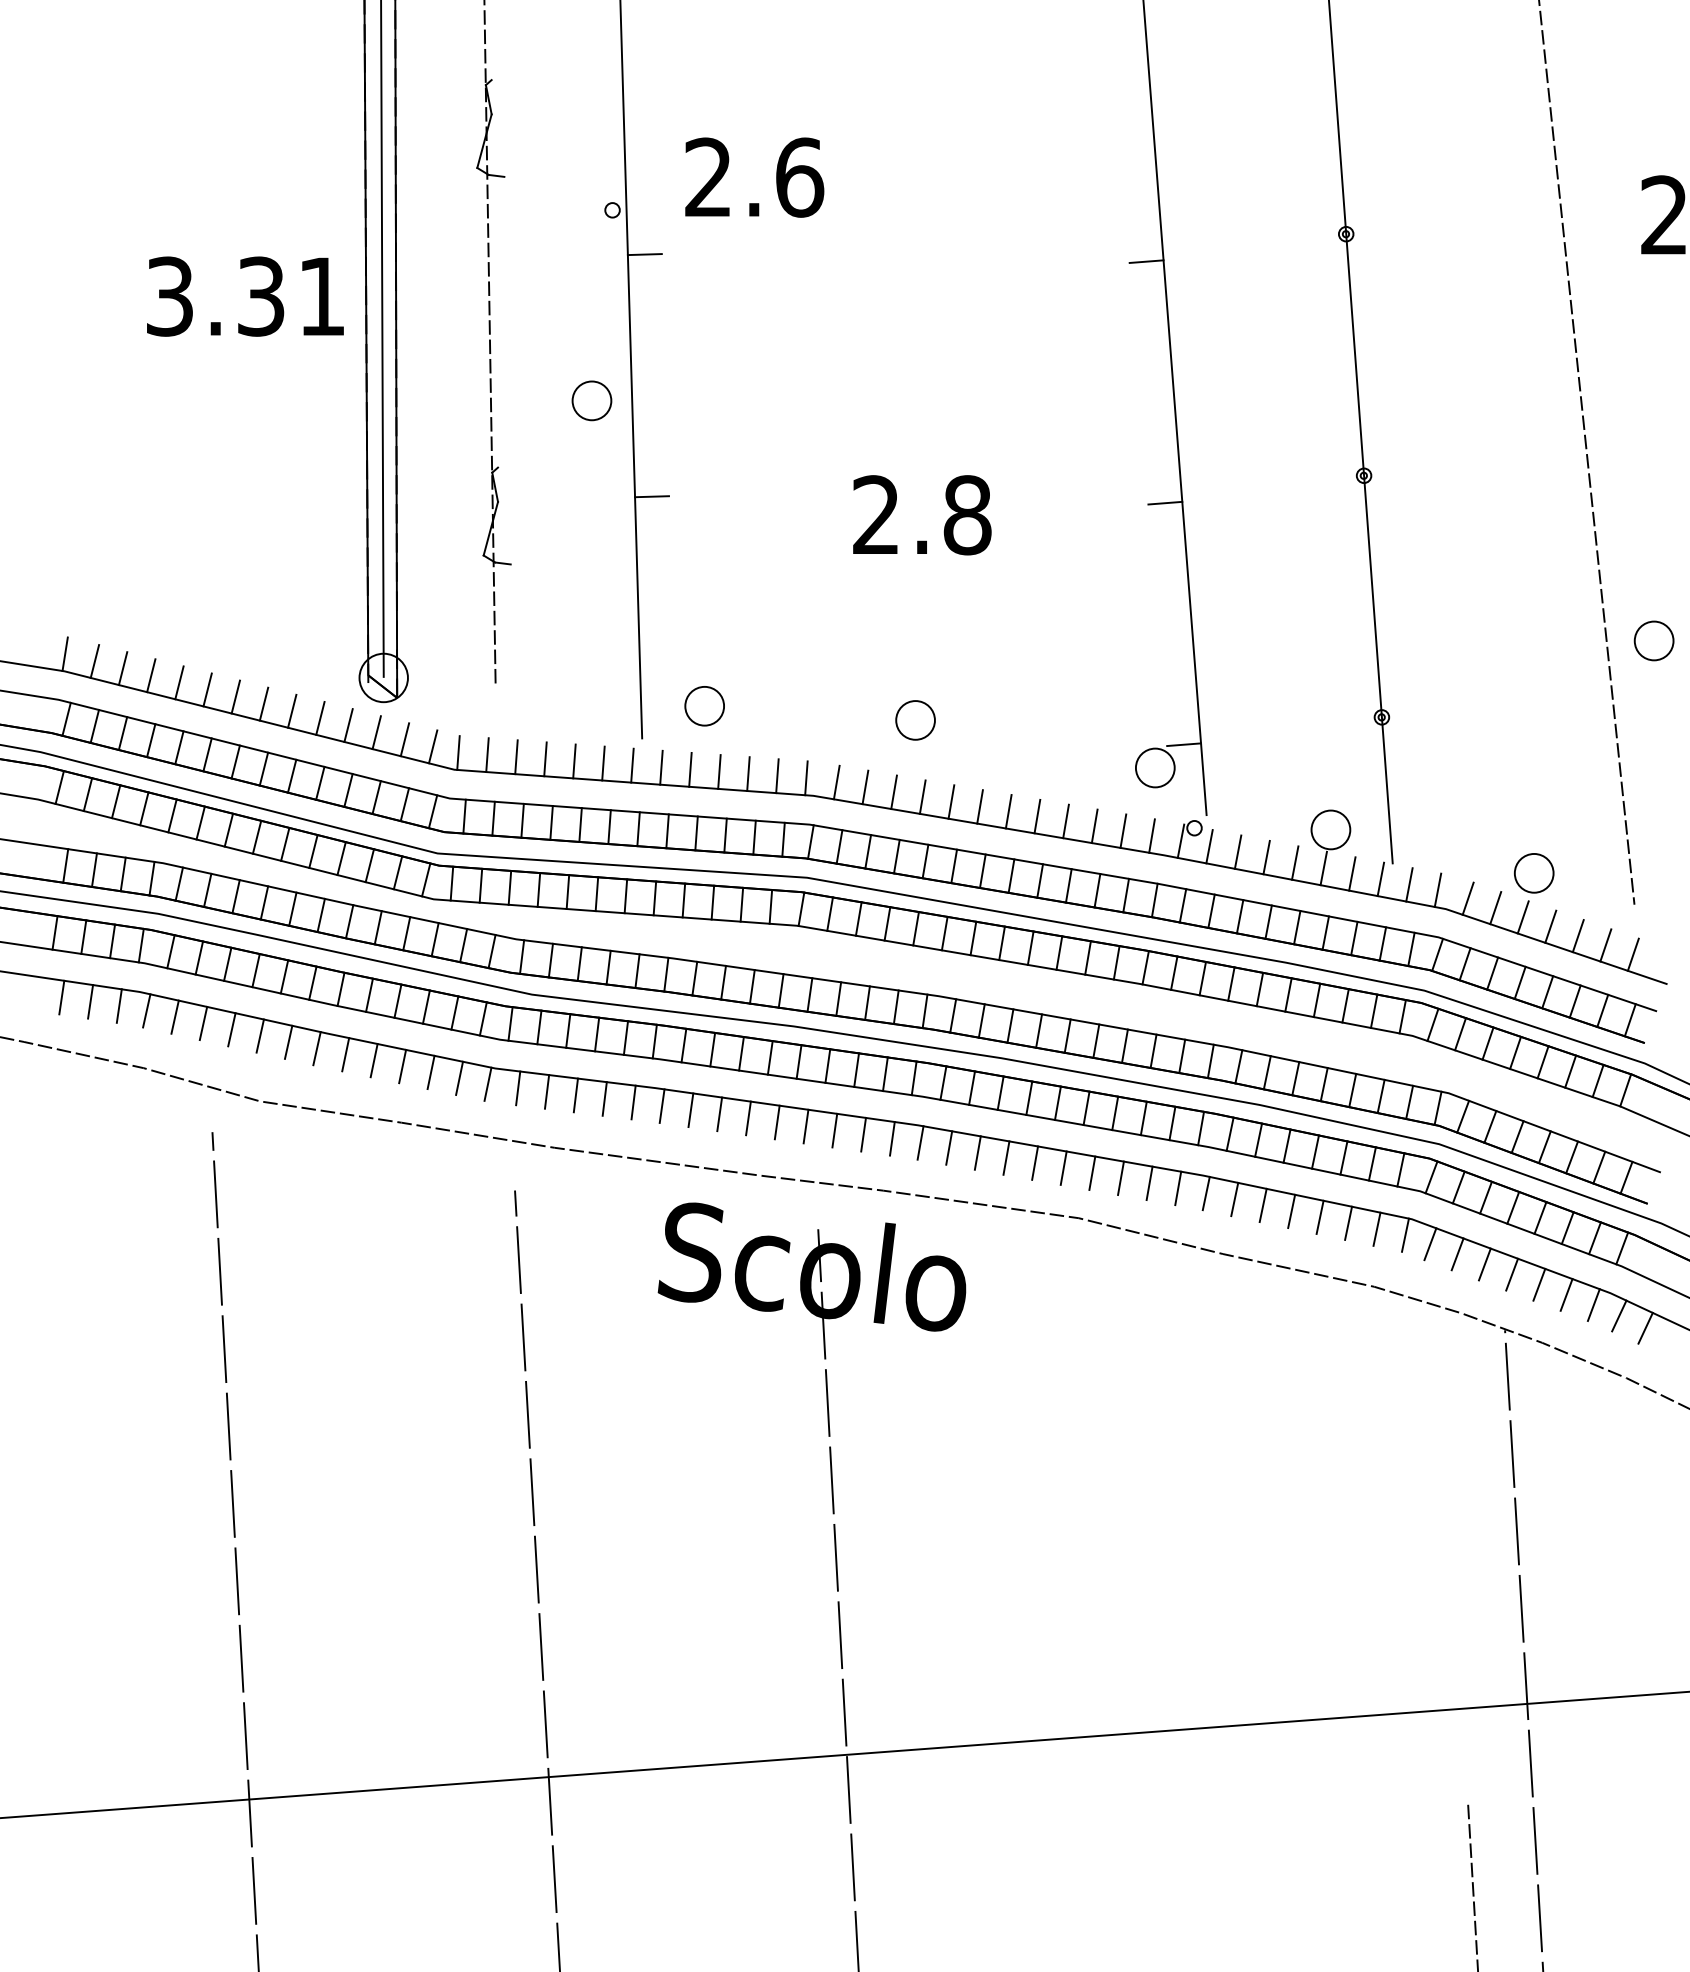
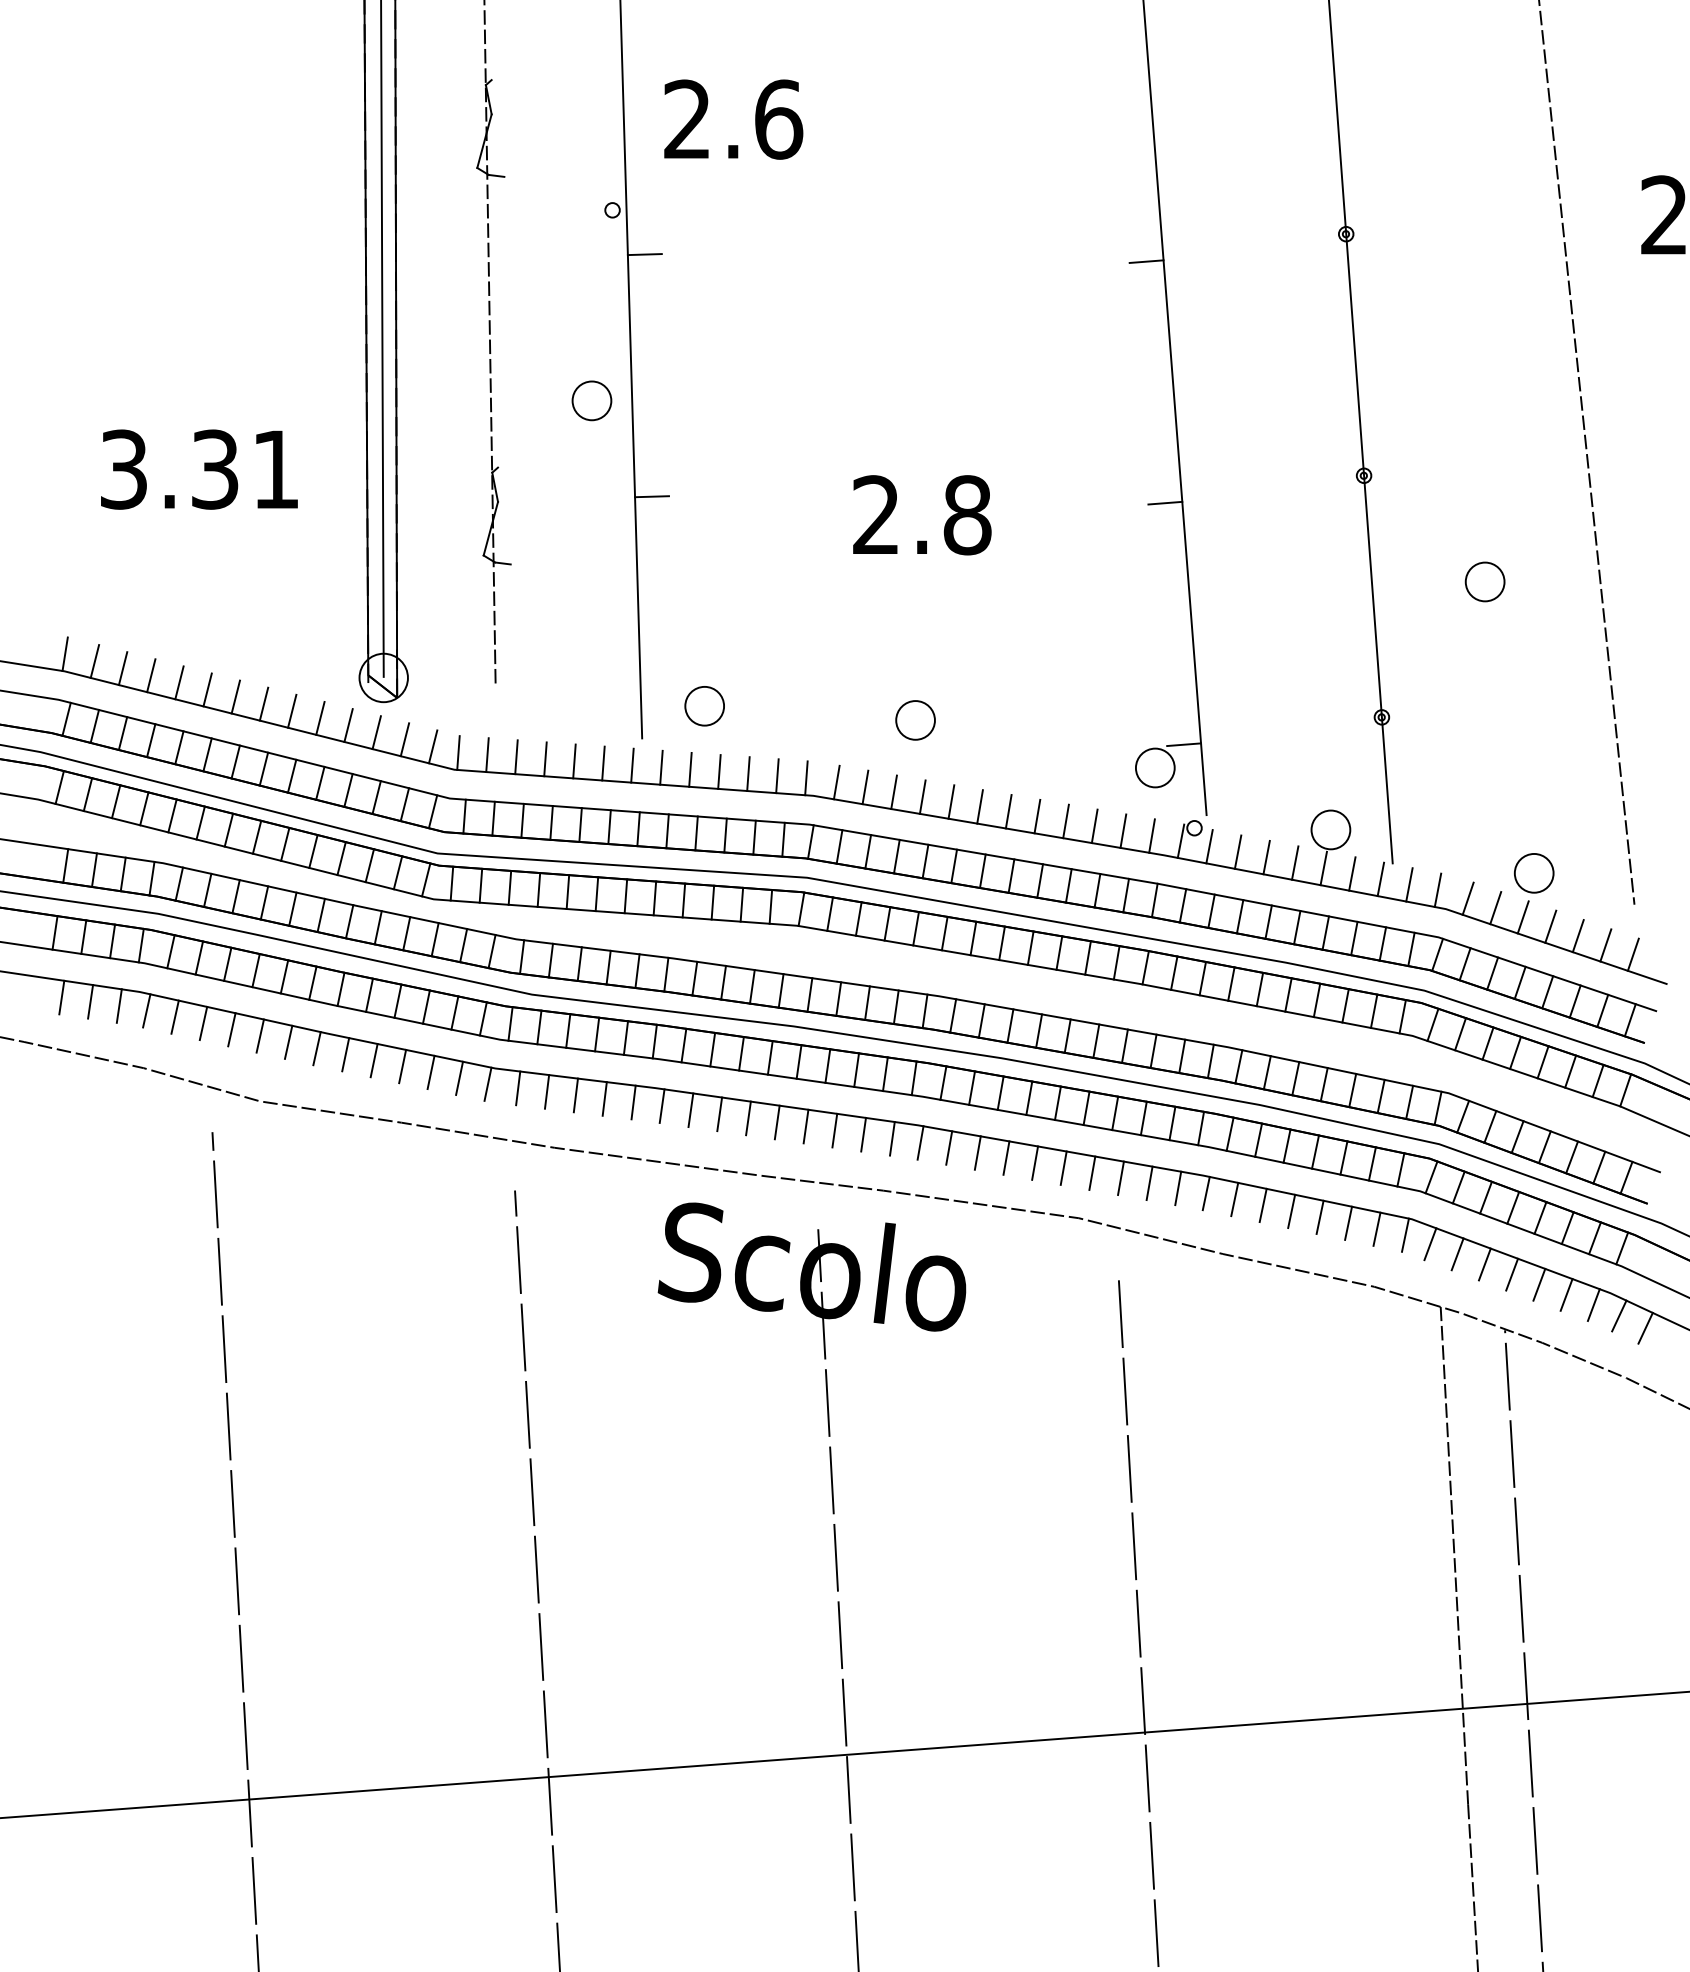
text position: (754, 177) -> (733, 119) (733, 119)
text position: (245, 296) -> (199, 469) (199, 469)
part position: (1653, 640) -> (1484, 581) (1484, 581)
line: none -> present (1454, 1555)
line: none -> present (1138, 1620)
